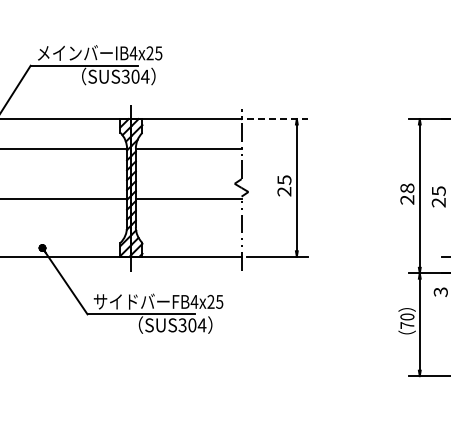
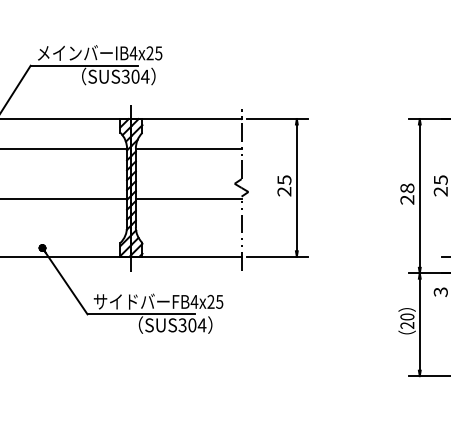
line: dashed -> solid (277, 119)
text position: (438, 196) -> (440, 185) (440, 185)
text: 70 -> 20 (407, 325)
